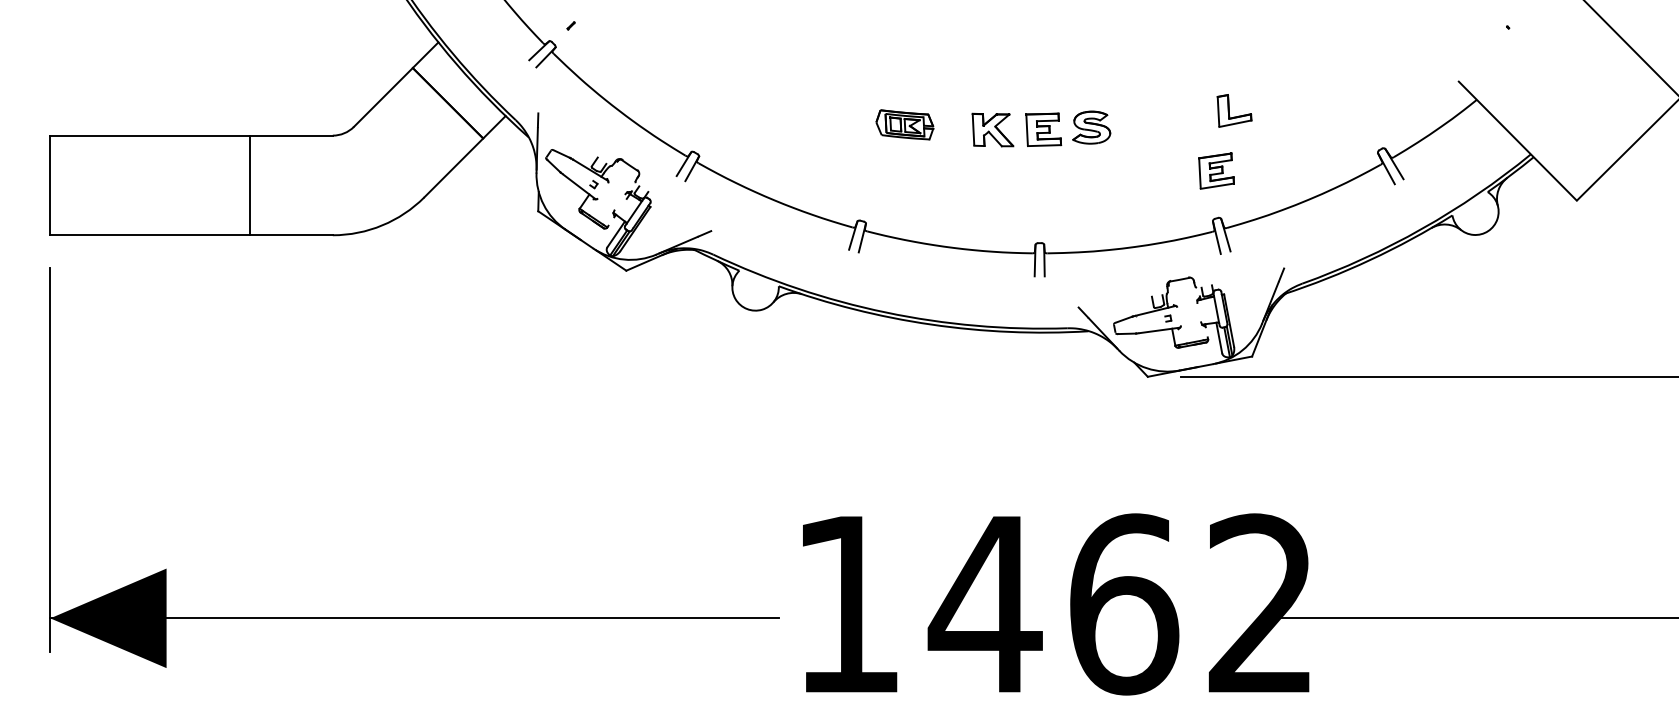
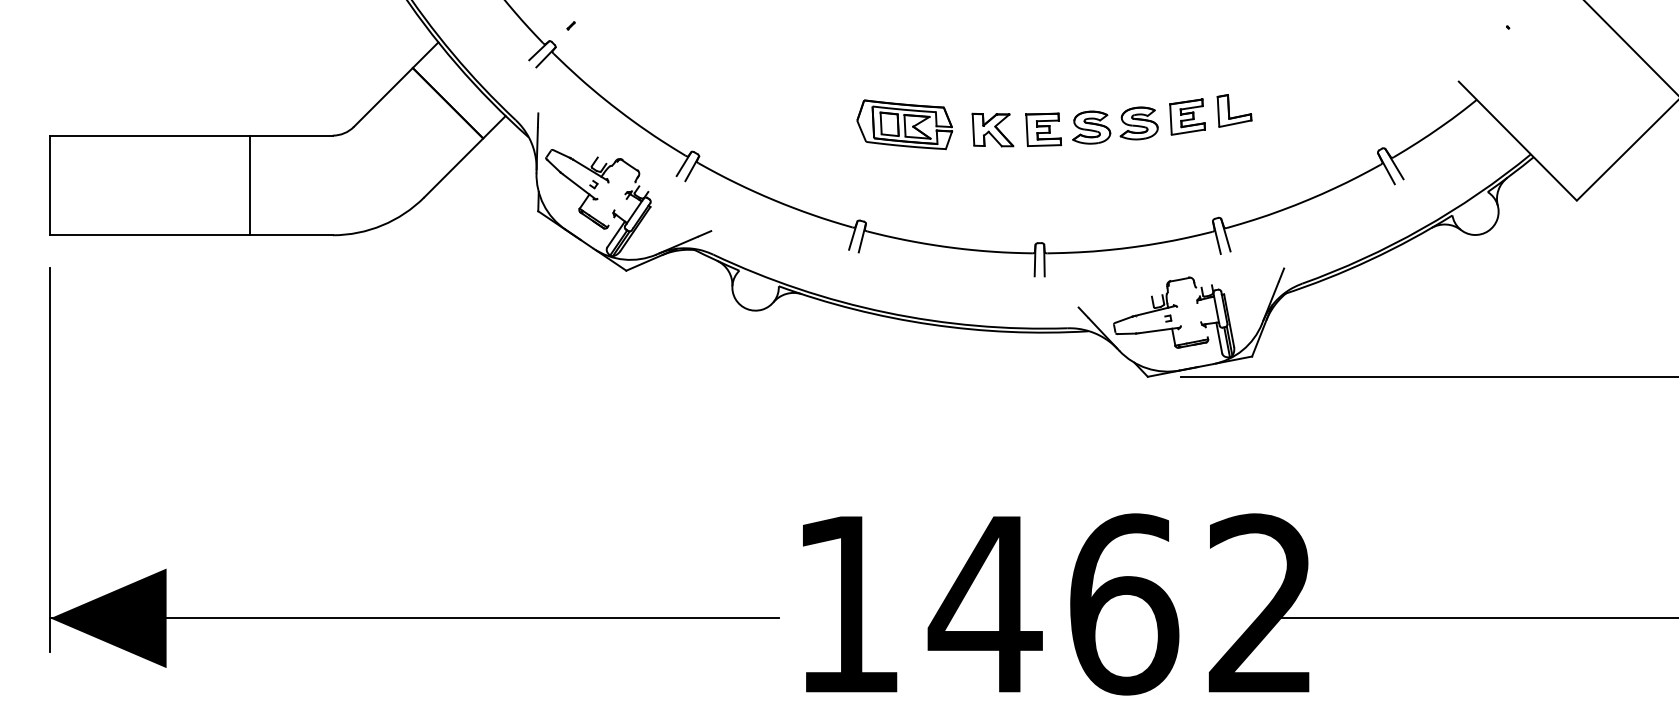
part: none -> present (1138, 123)
part size: 60x32 px -> 98x52 px (904, 124)
part position: (1216, 170) -> (1187, 116) (1187, 116)
